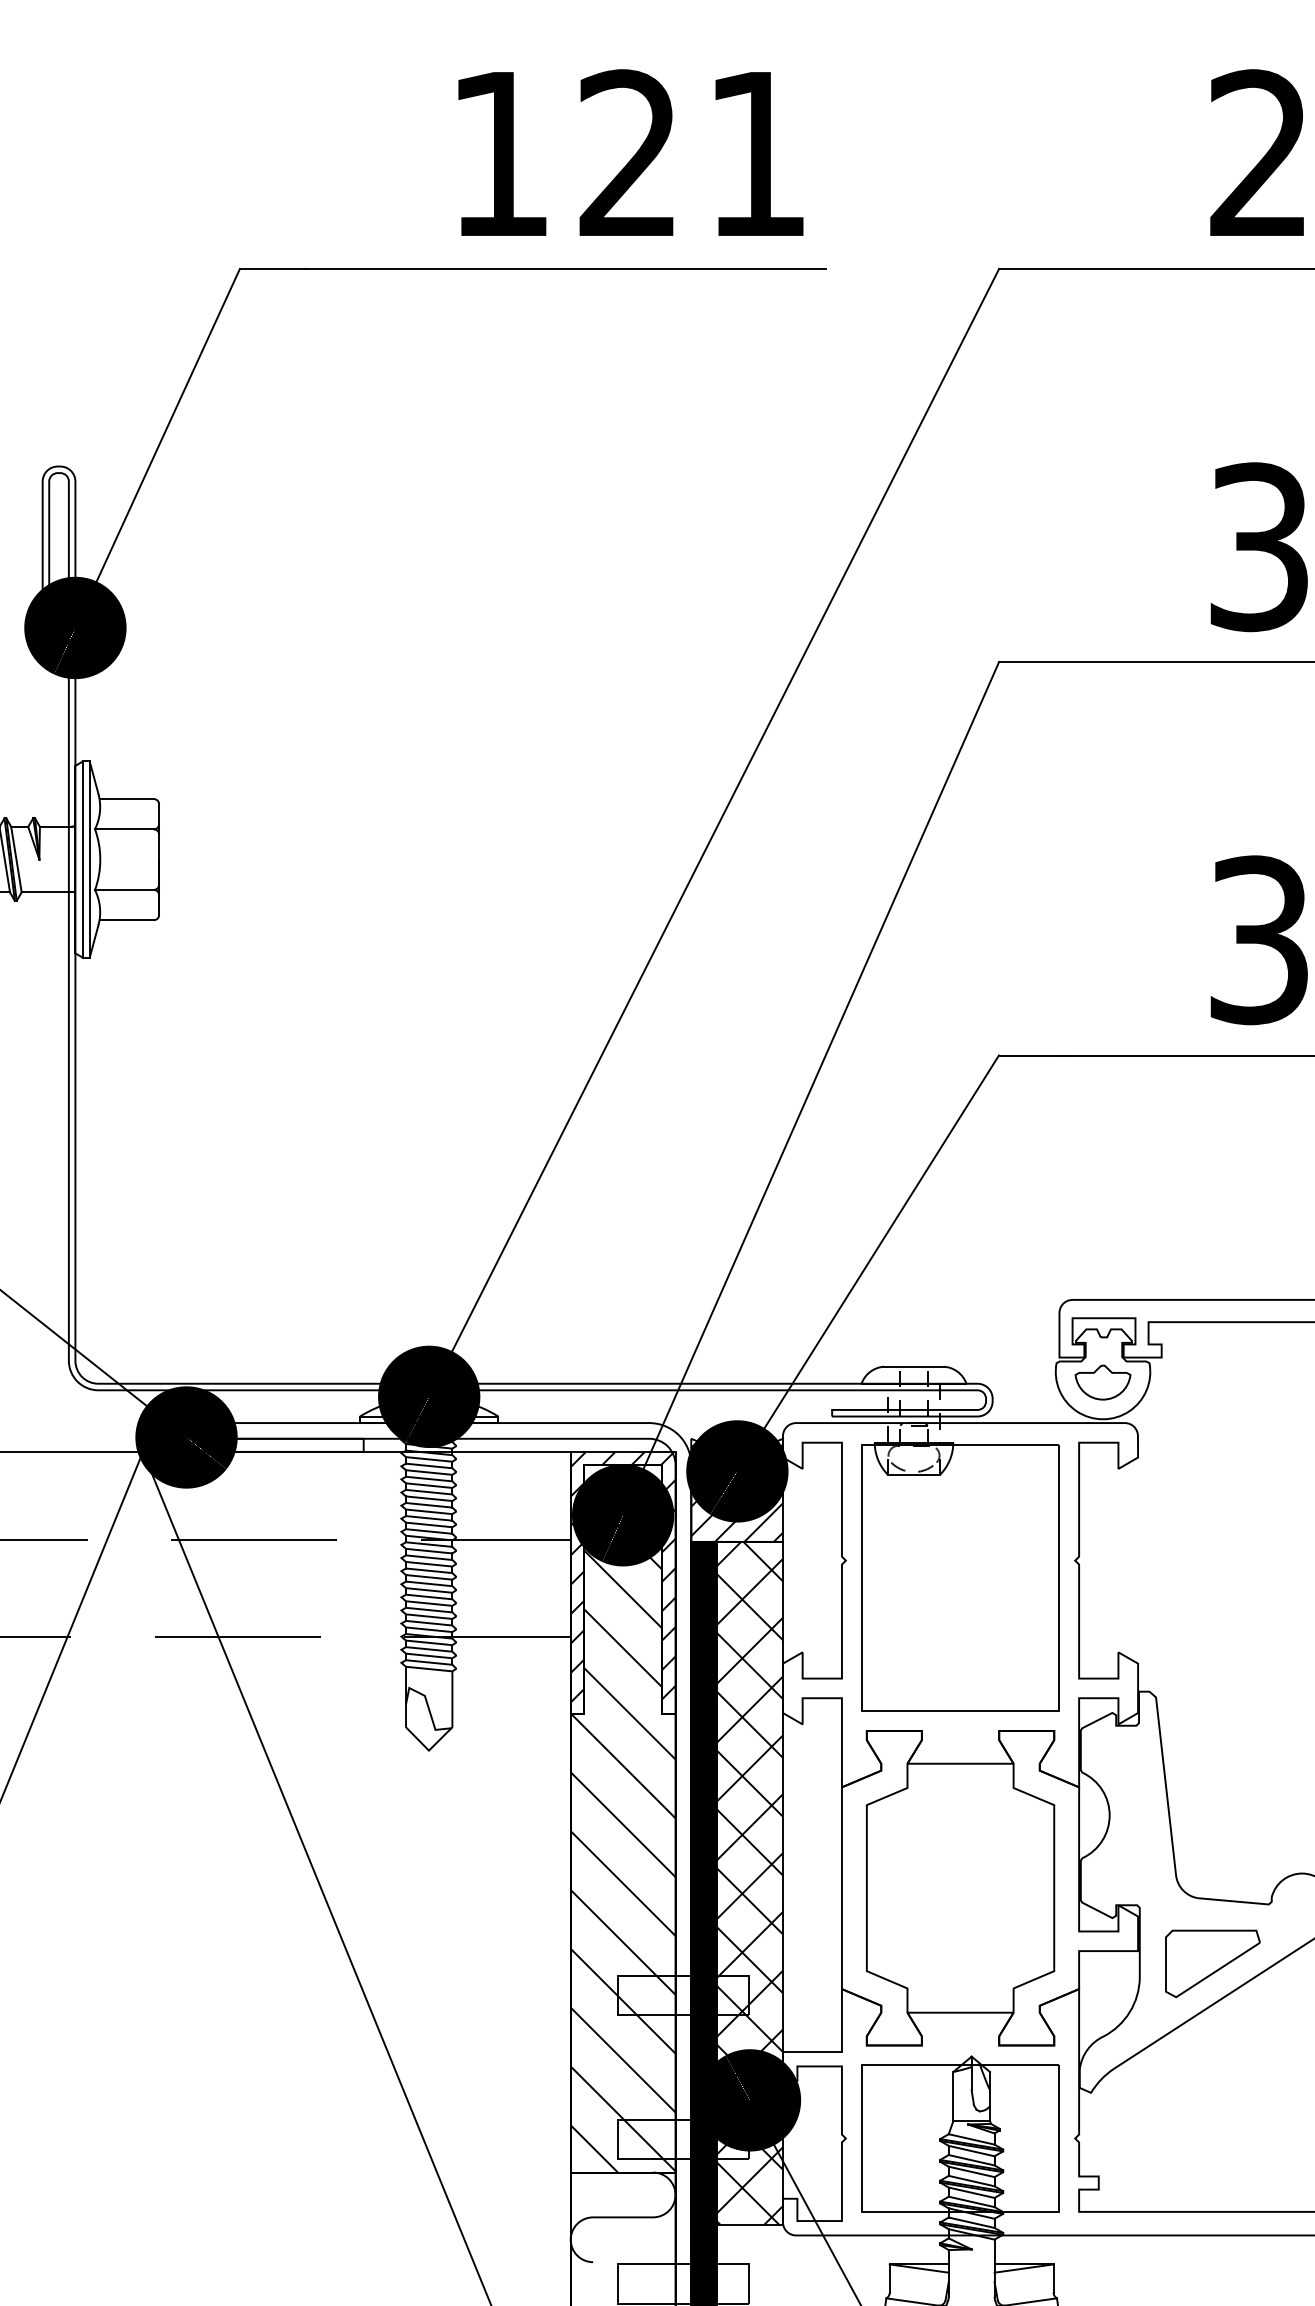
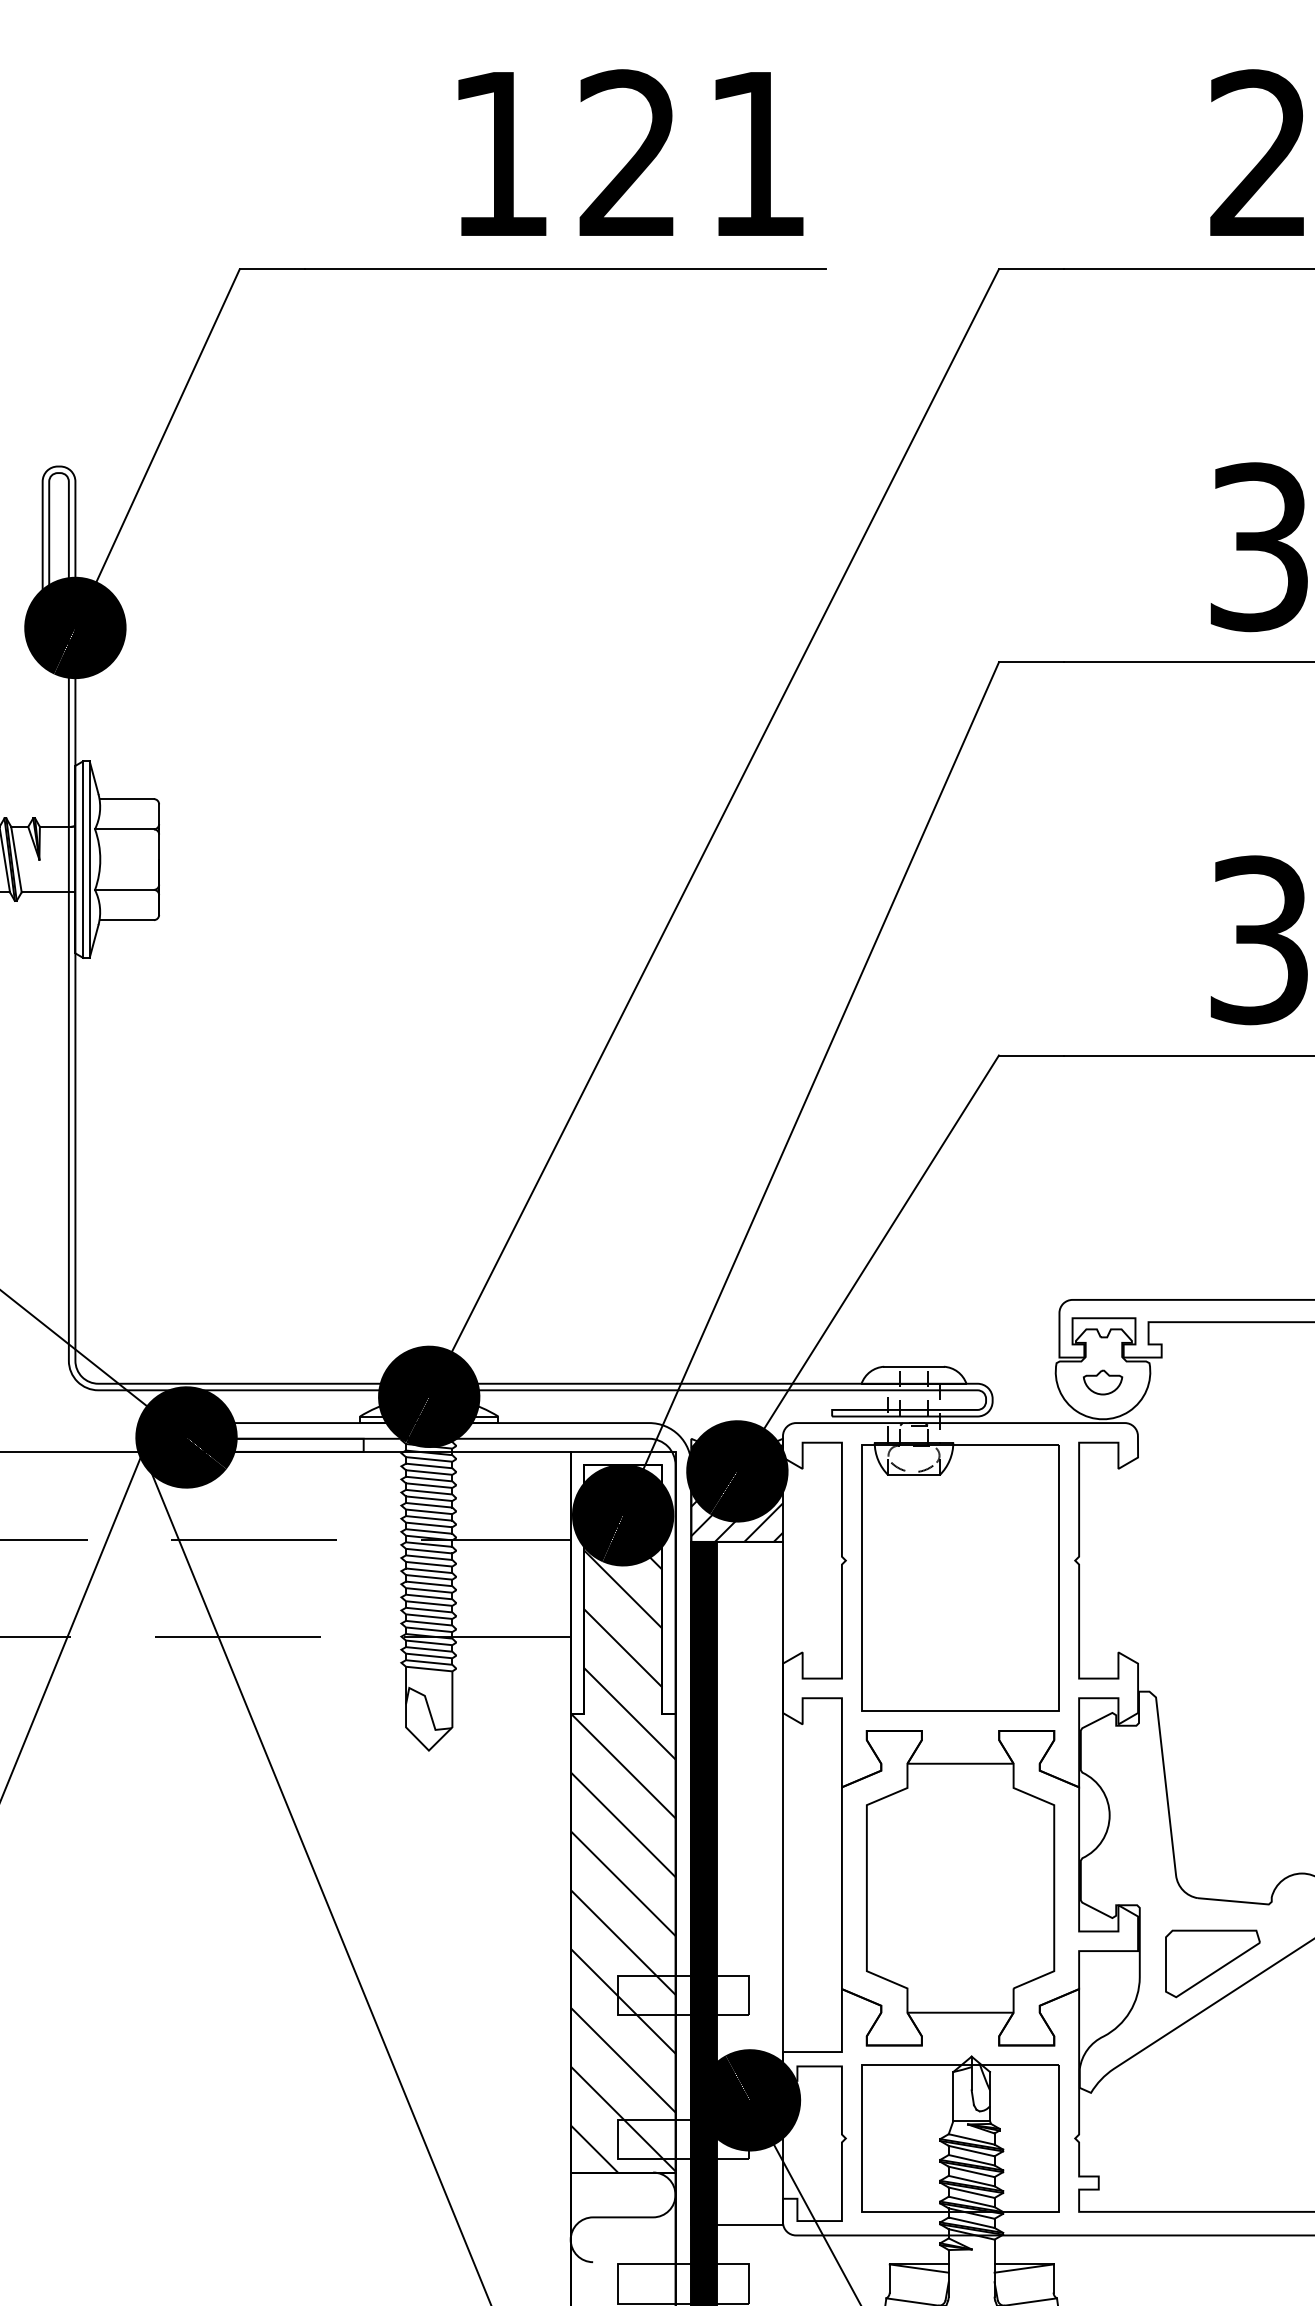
part size: 58x37 px -> 41x27 px (1103, 1382)
hatch: present -> none (622, 1576)
hatch: present -> none (736, 1882)
